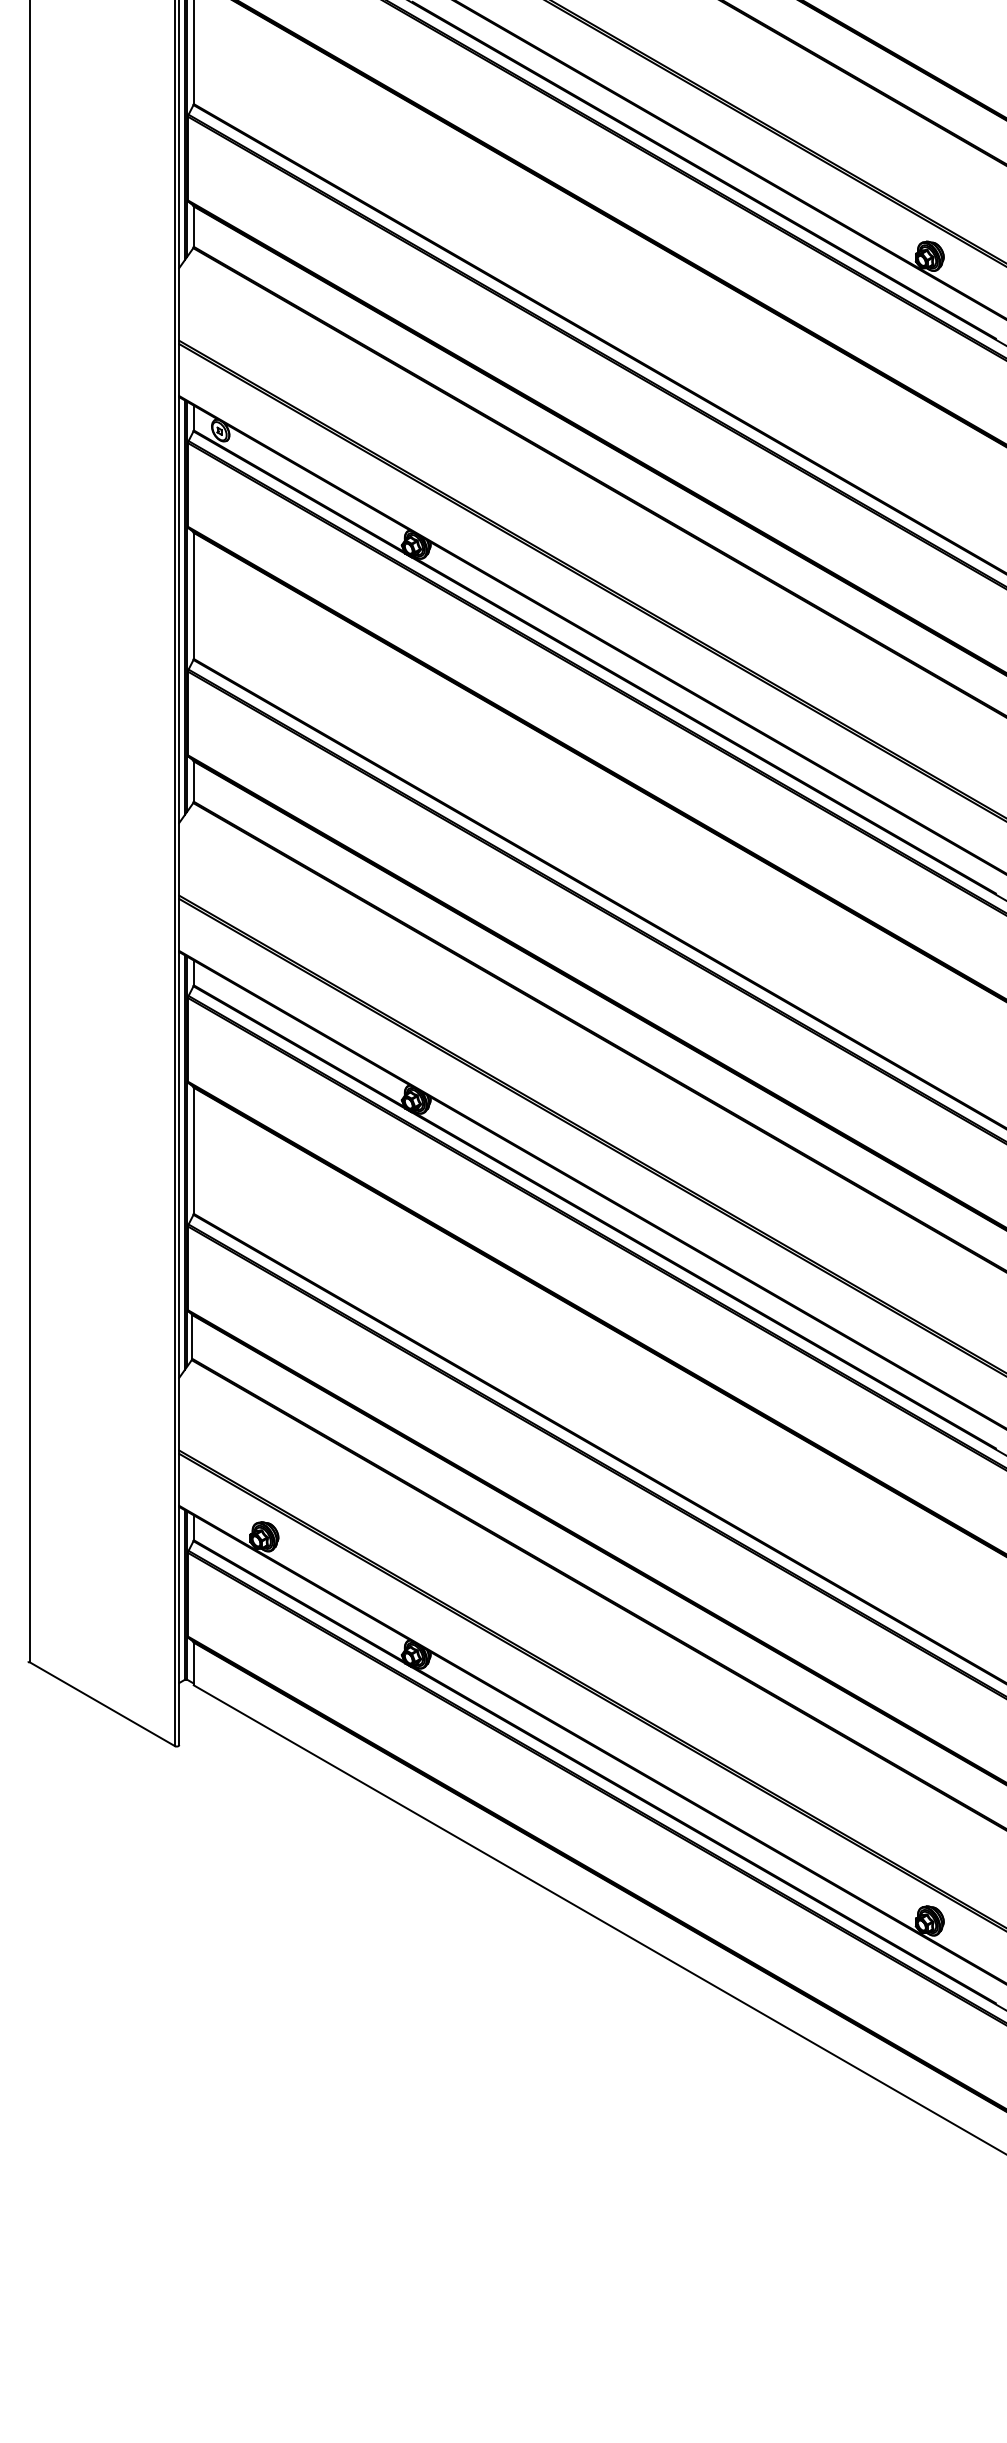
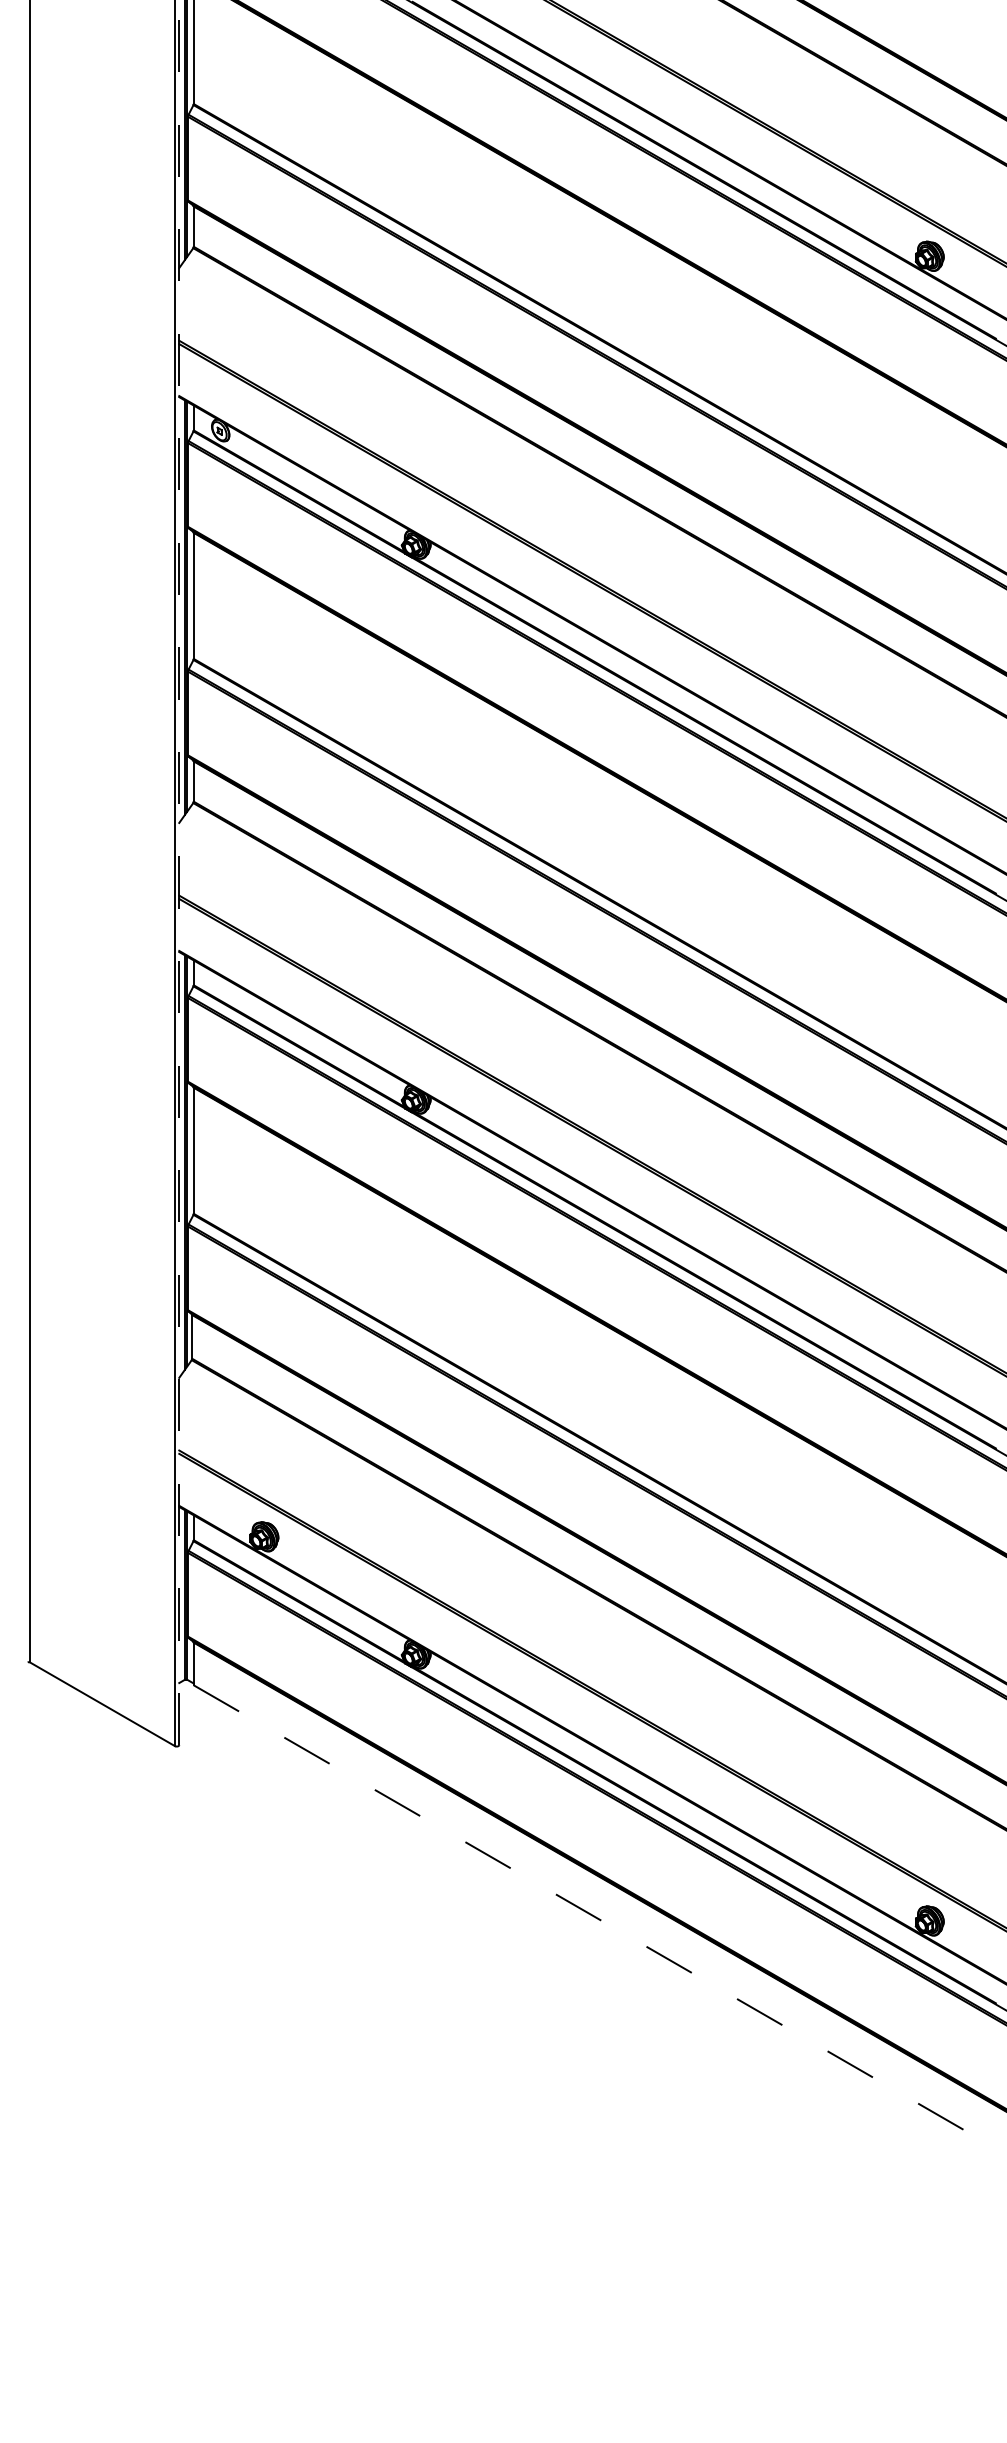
line: solid -> dashed (179, 872)
line: solid -> dashed (600, 1920)
